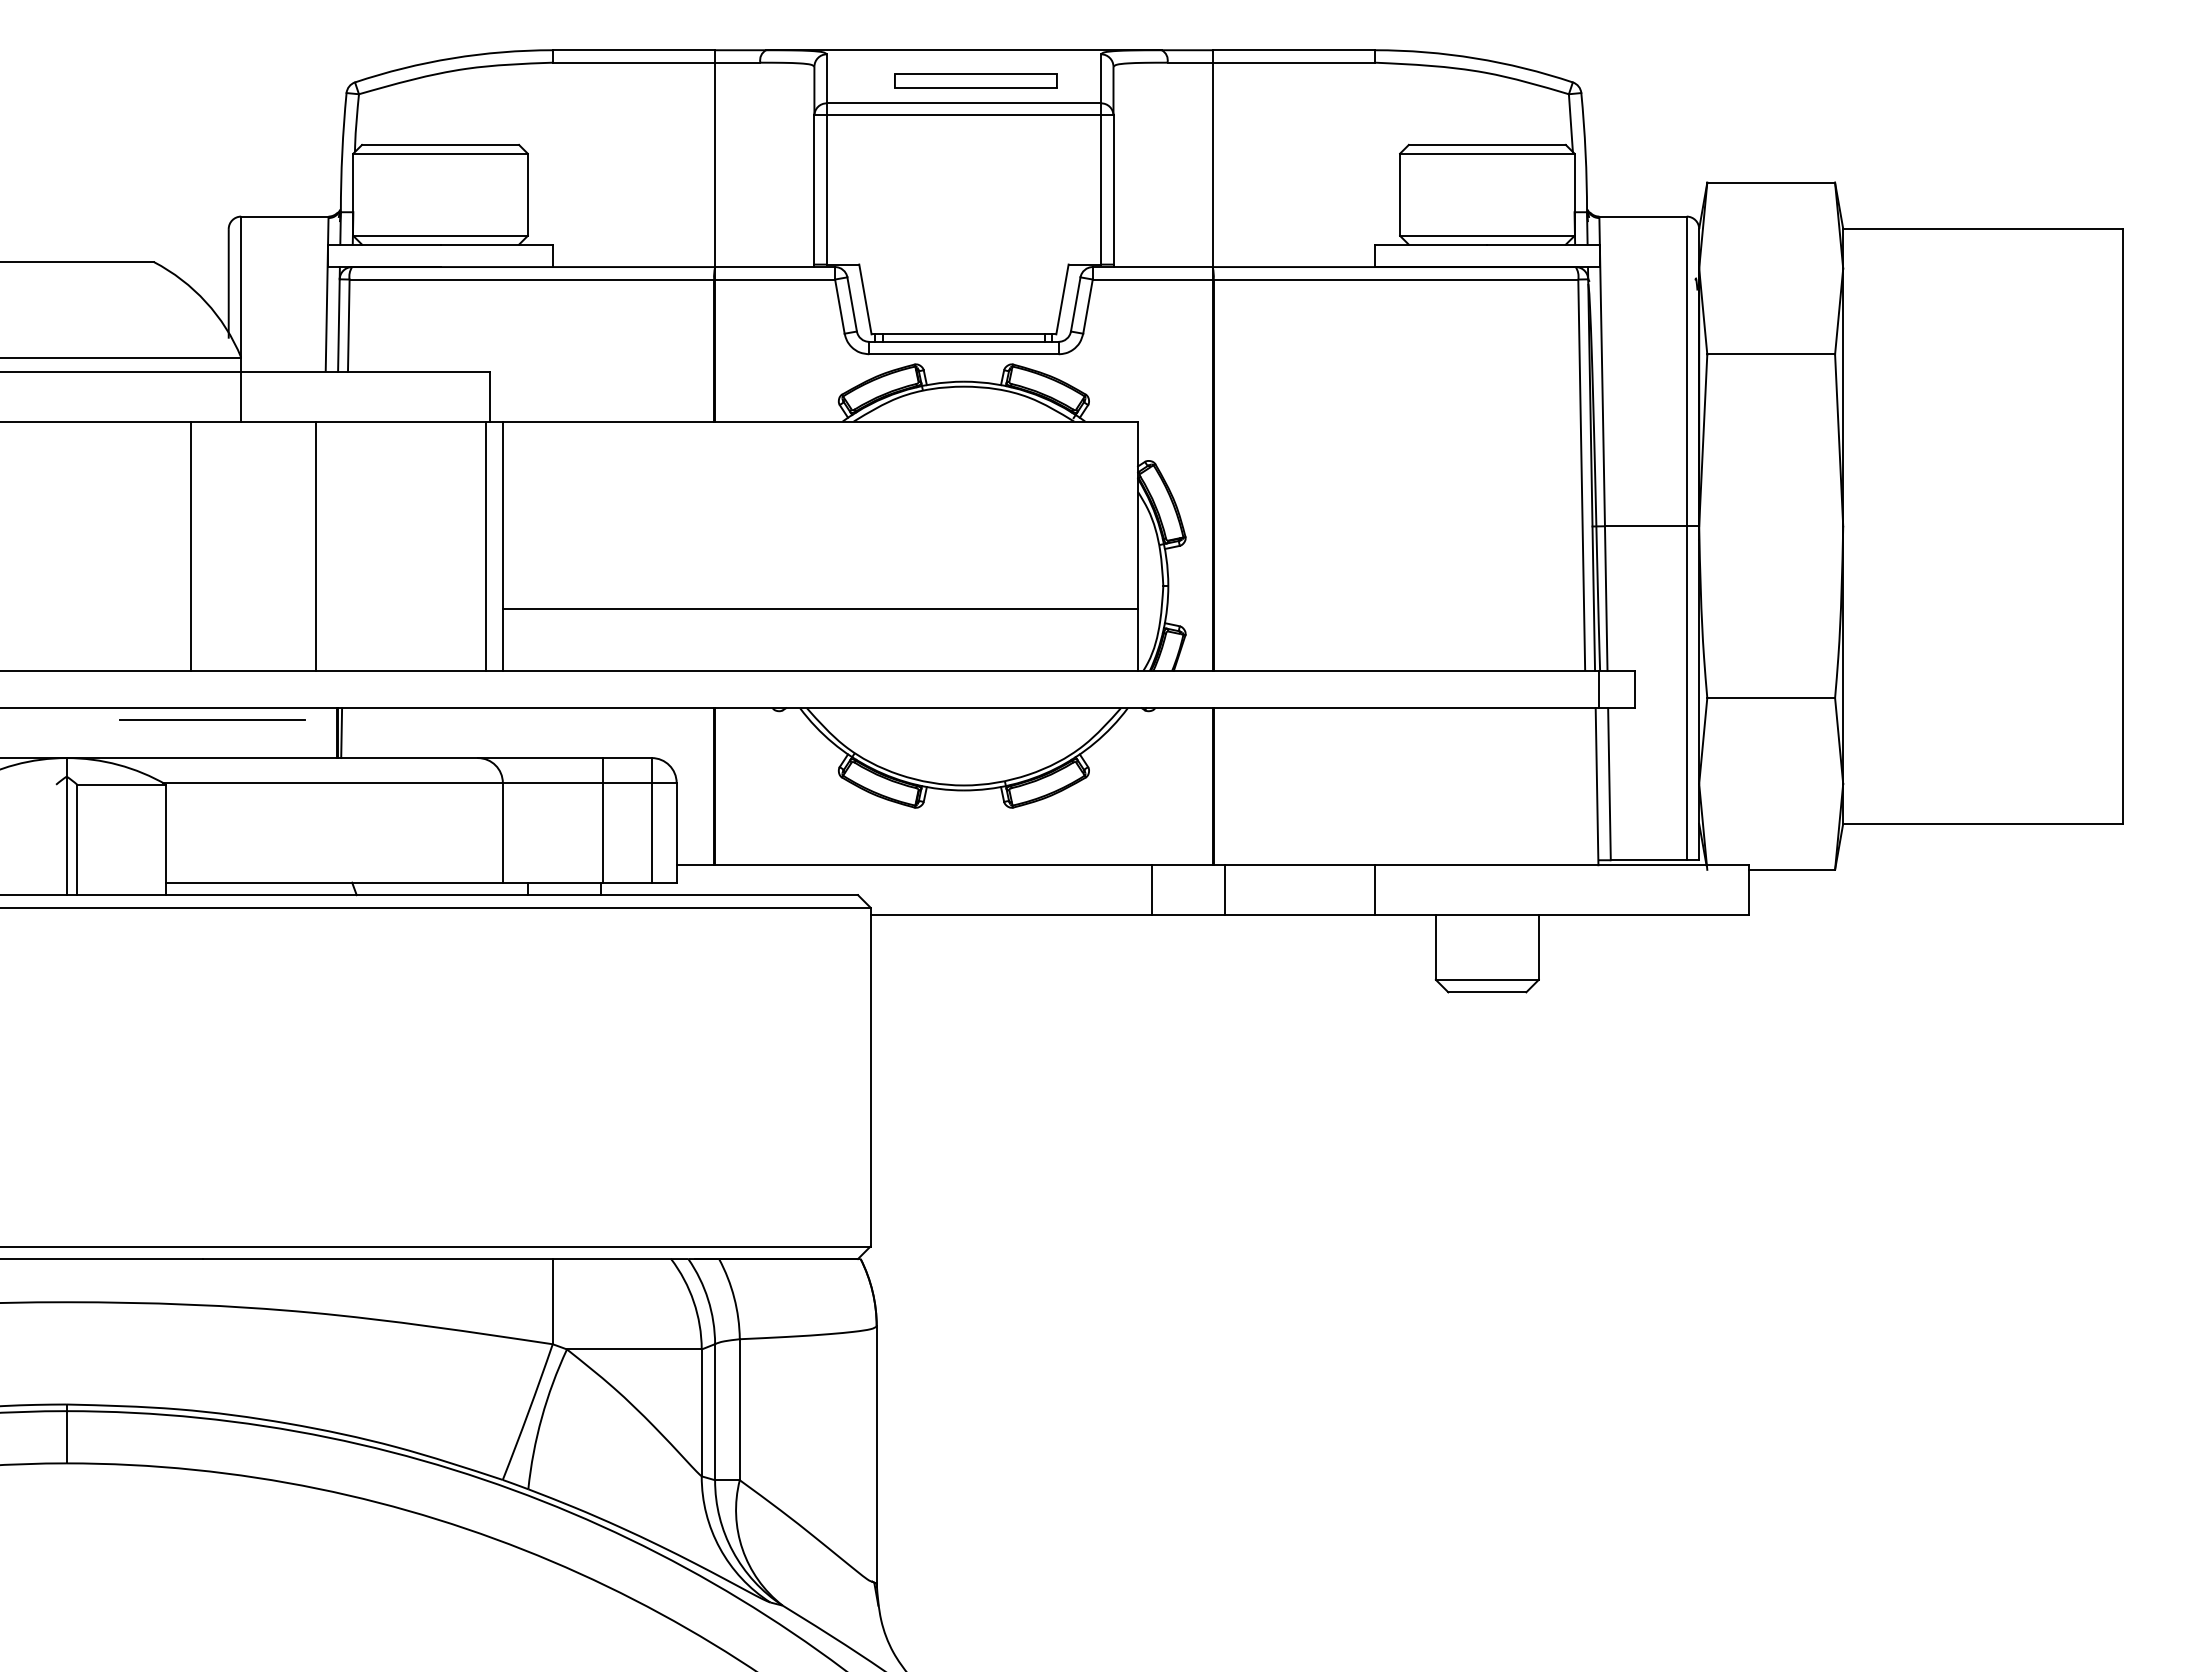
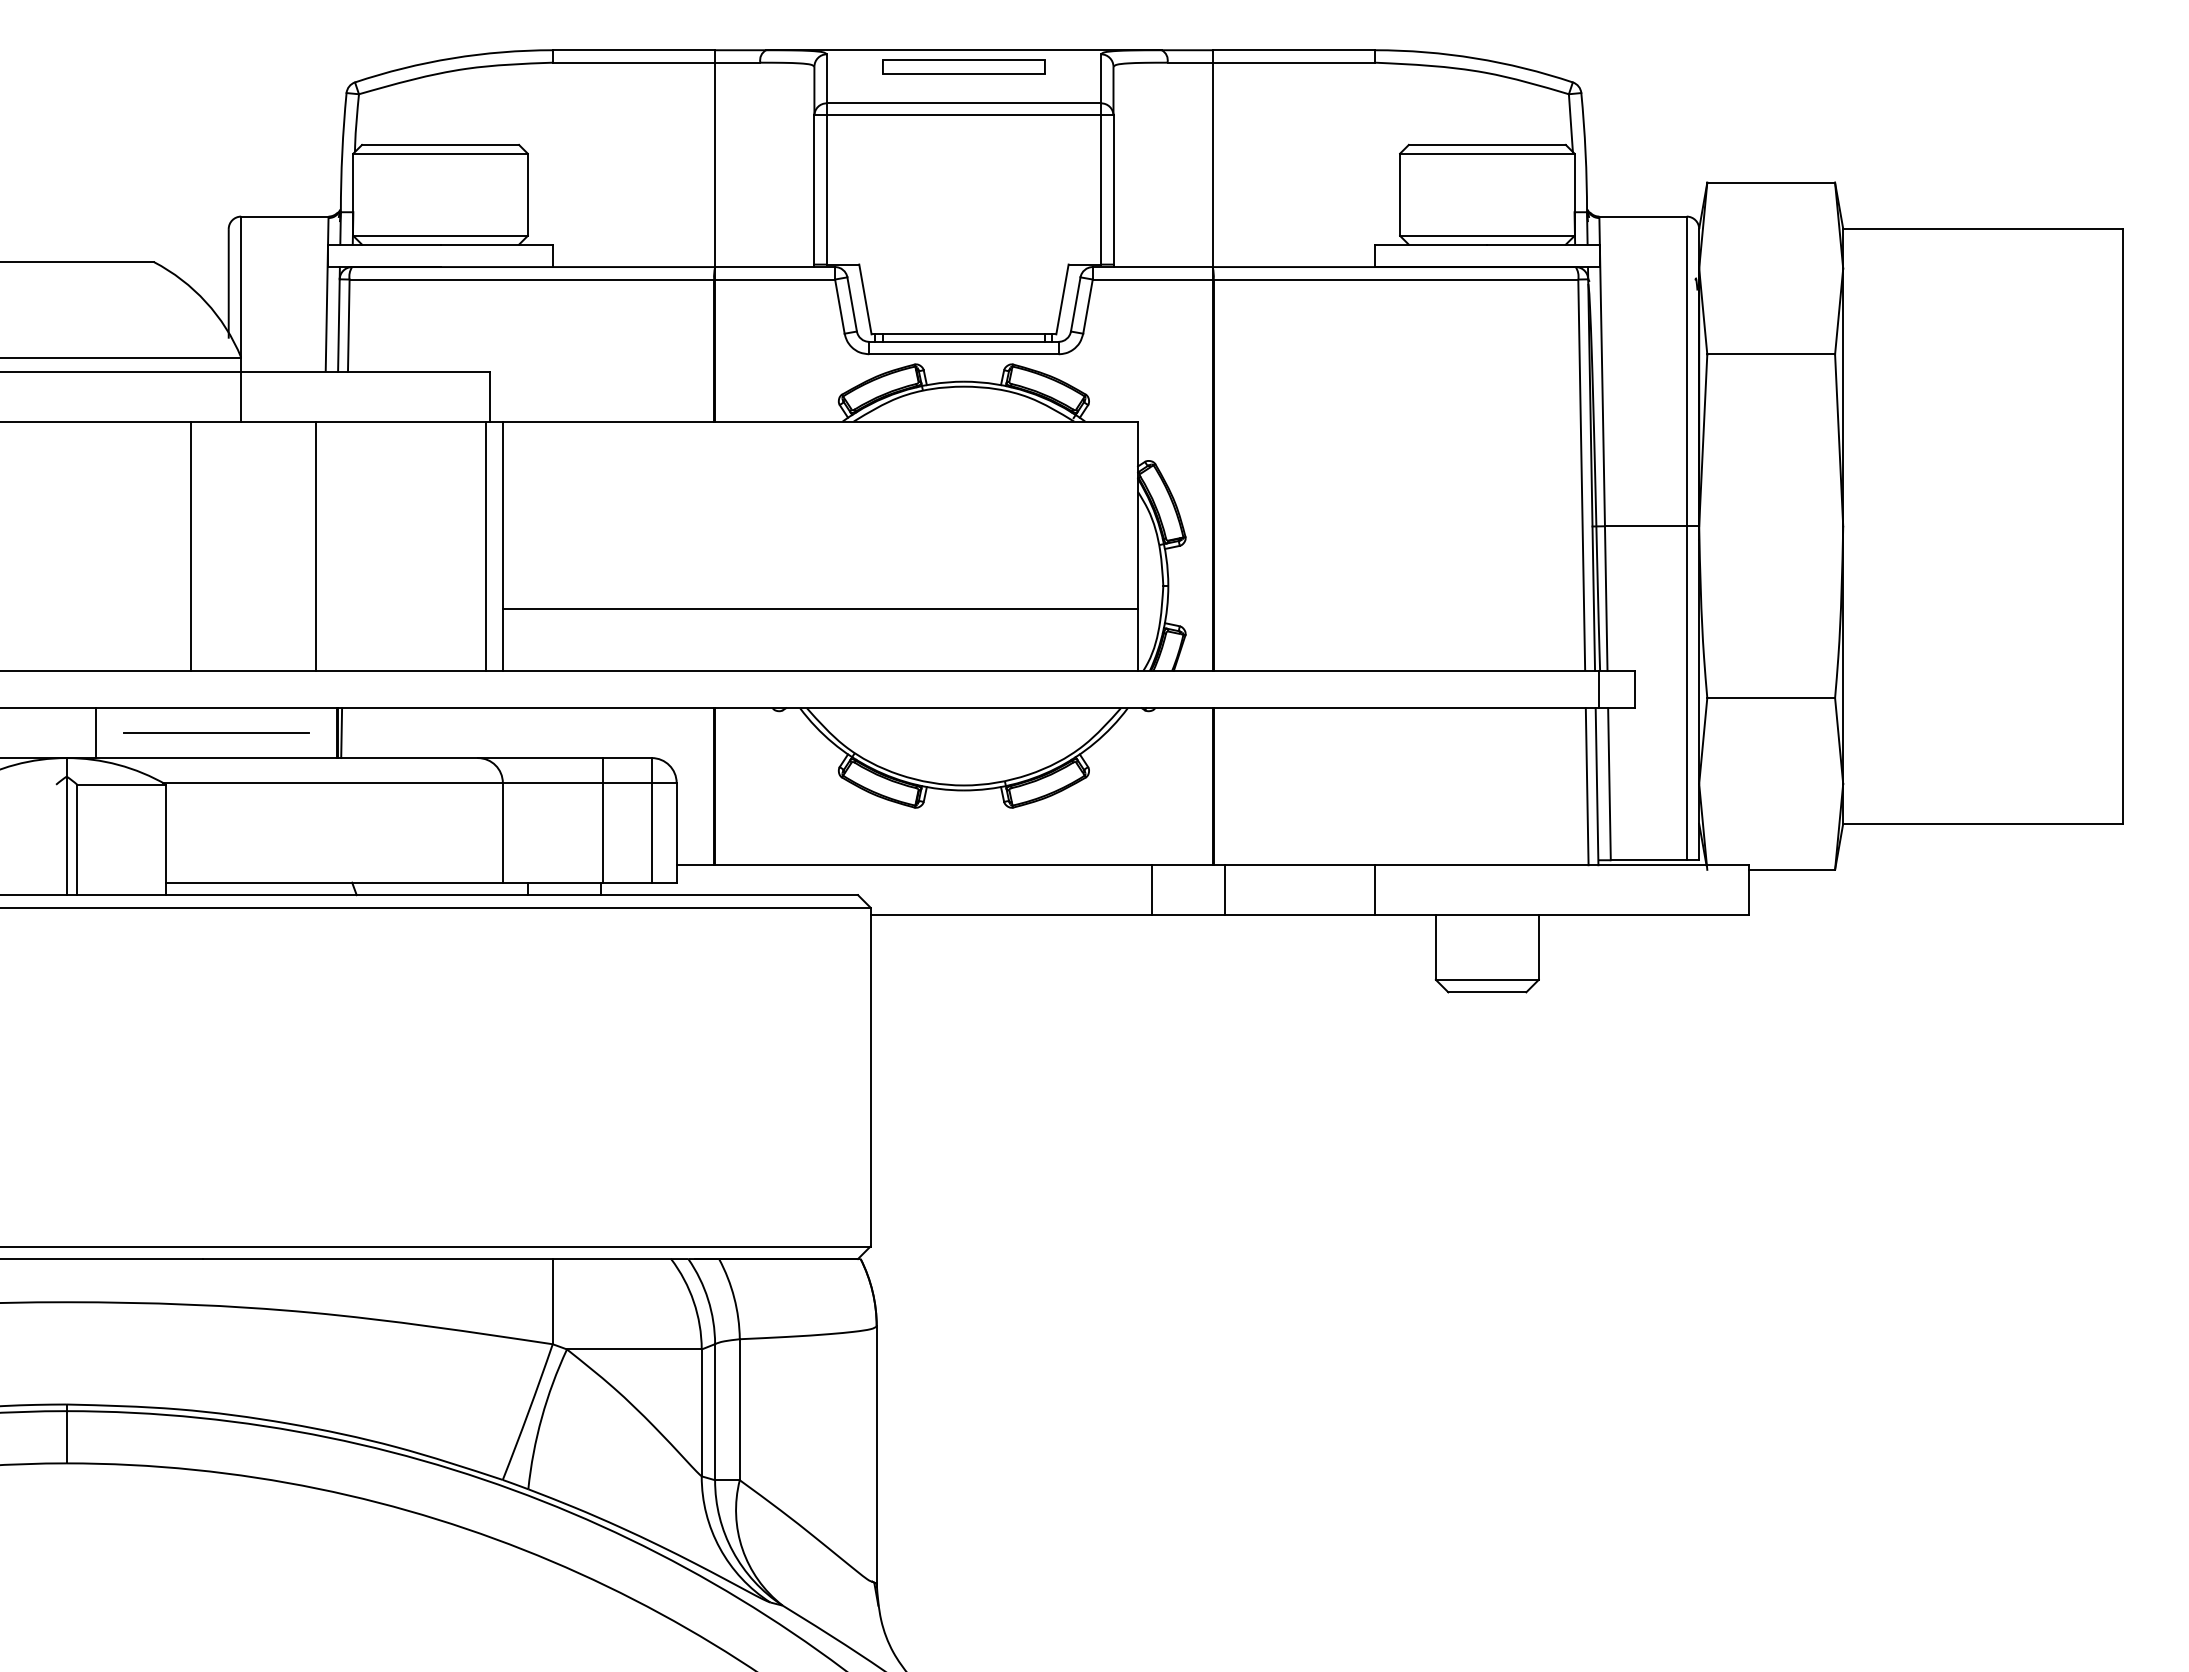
part position: (975, 80) -> (963, 66) (963, 66)
line position: (212, 719) -> (216, 732) (216, 732)
line: none -> present (96, 733)
line: none -> present (1586, 786)
